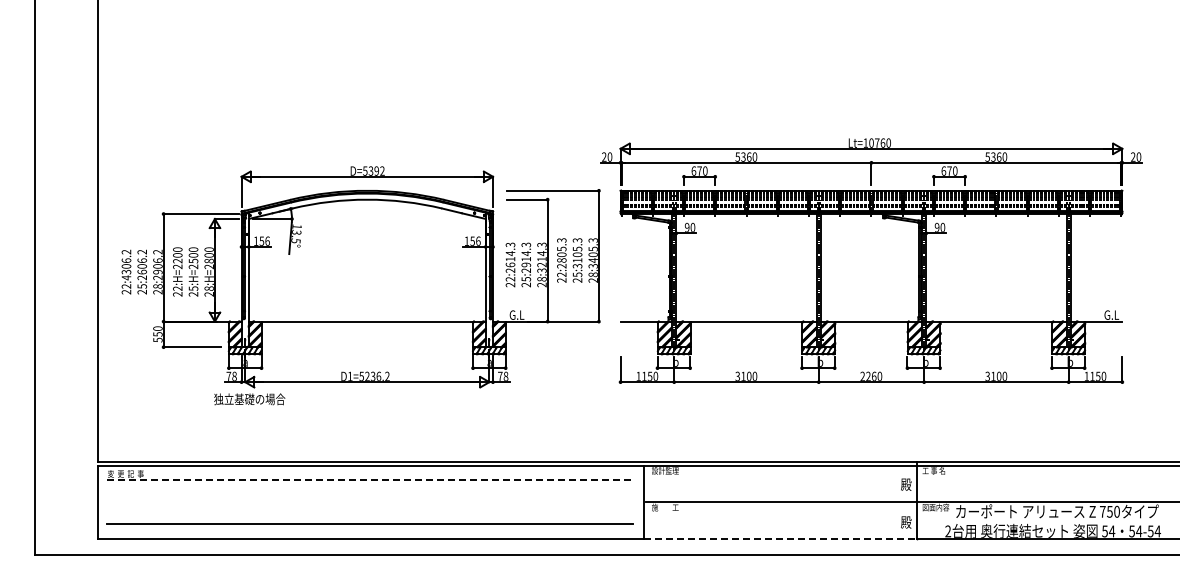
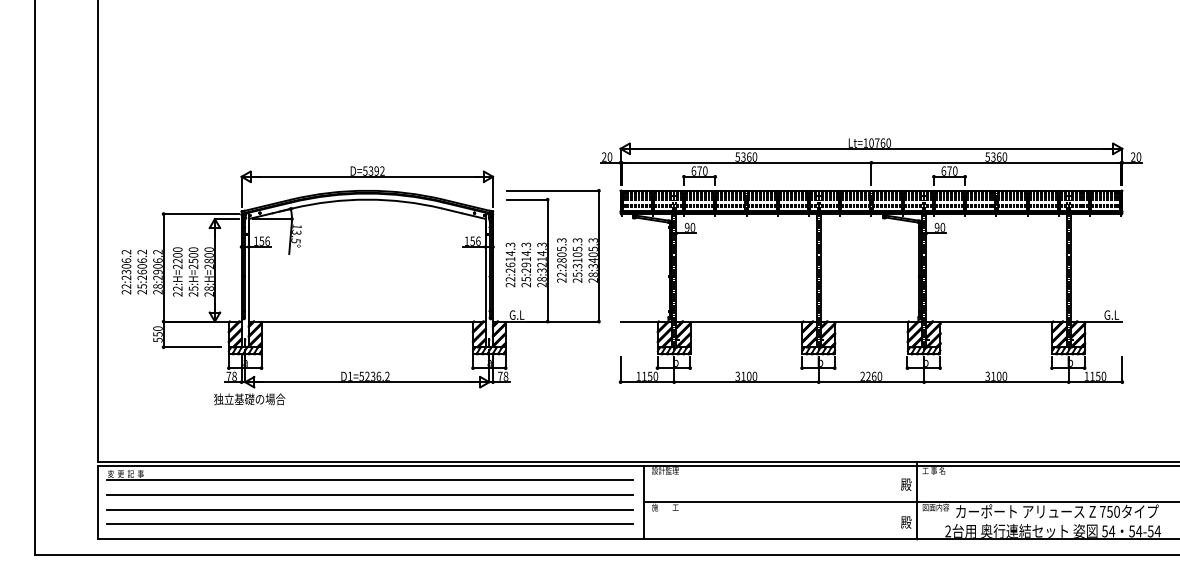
text: 22:4306.2 -> 22:2306.2 (126, 277)
line: dashed -> solid (370, 480)
line: none -> present (369, 494)
line: none -> present (369, 509)
line: dashed -> solid (780, 539)
